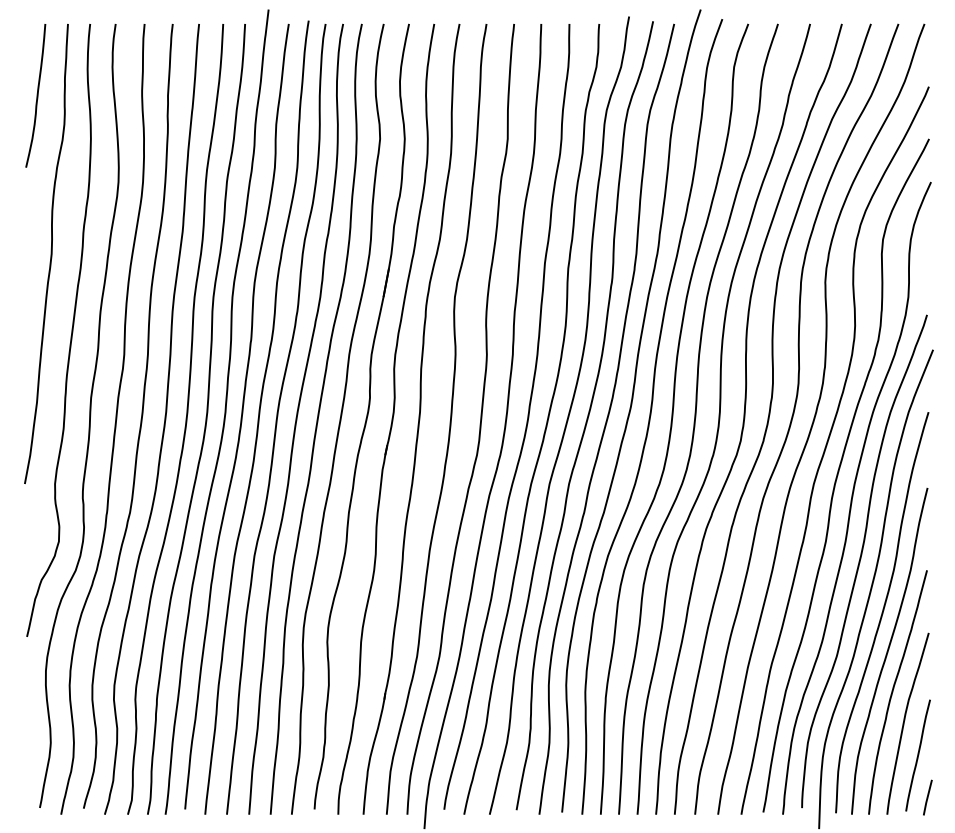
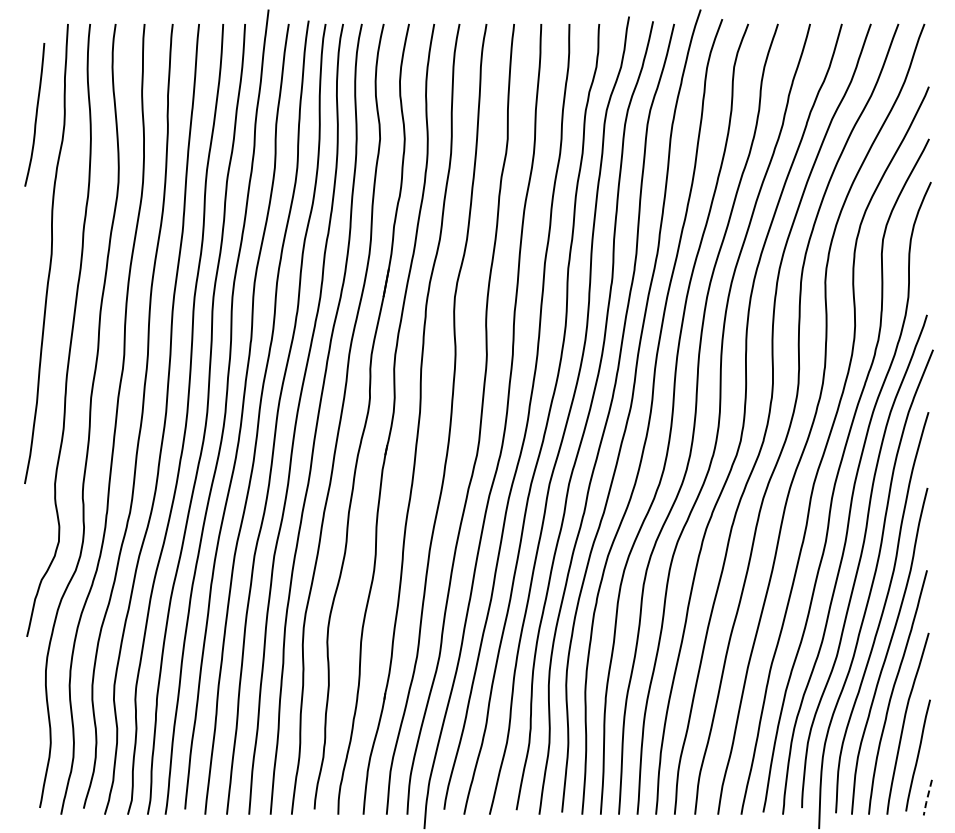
curve position: (36, 95) -> (35, 114) (35, 114)
line: solid -> dashed (927, 798)
